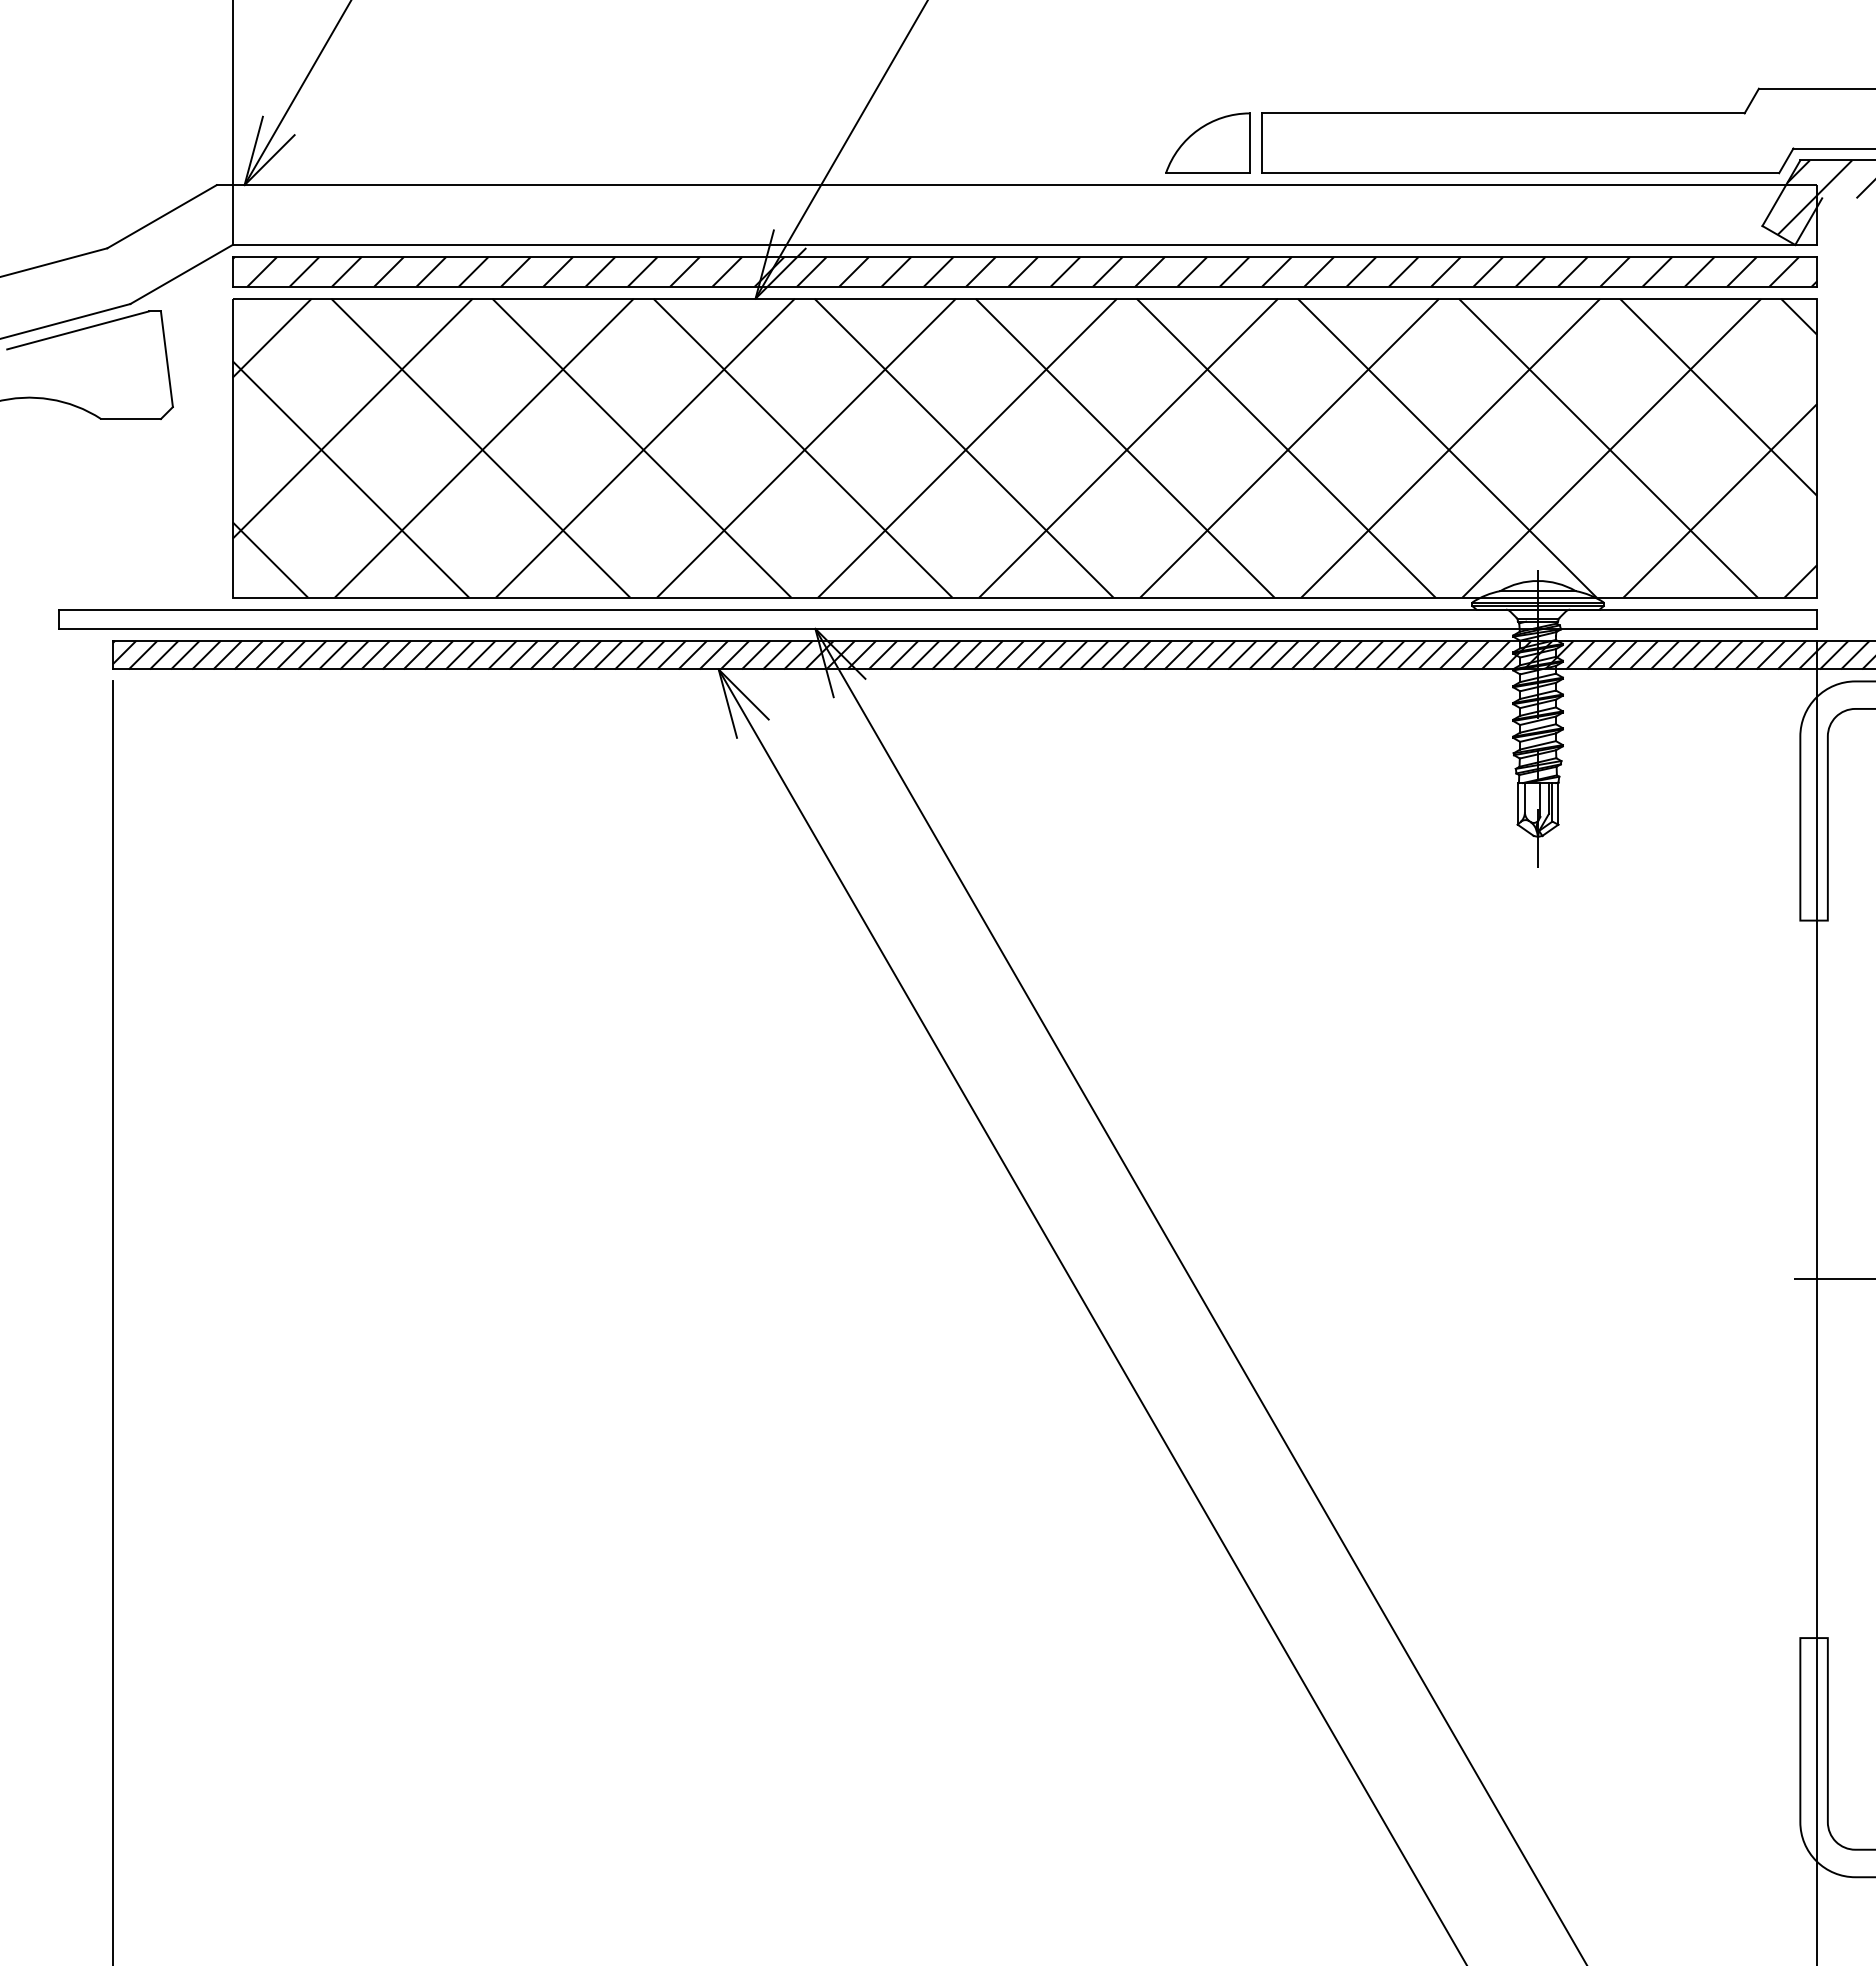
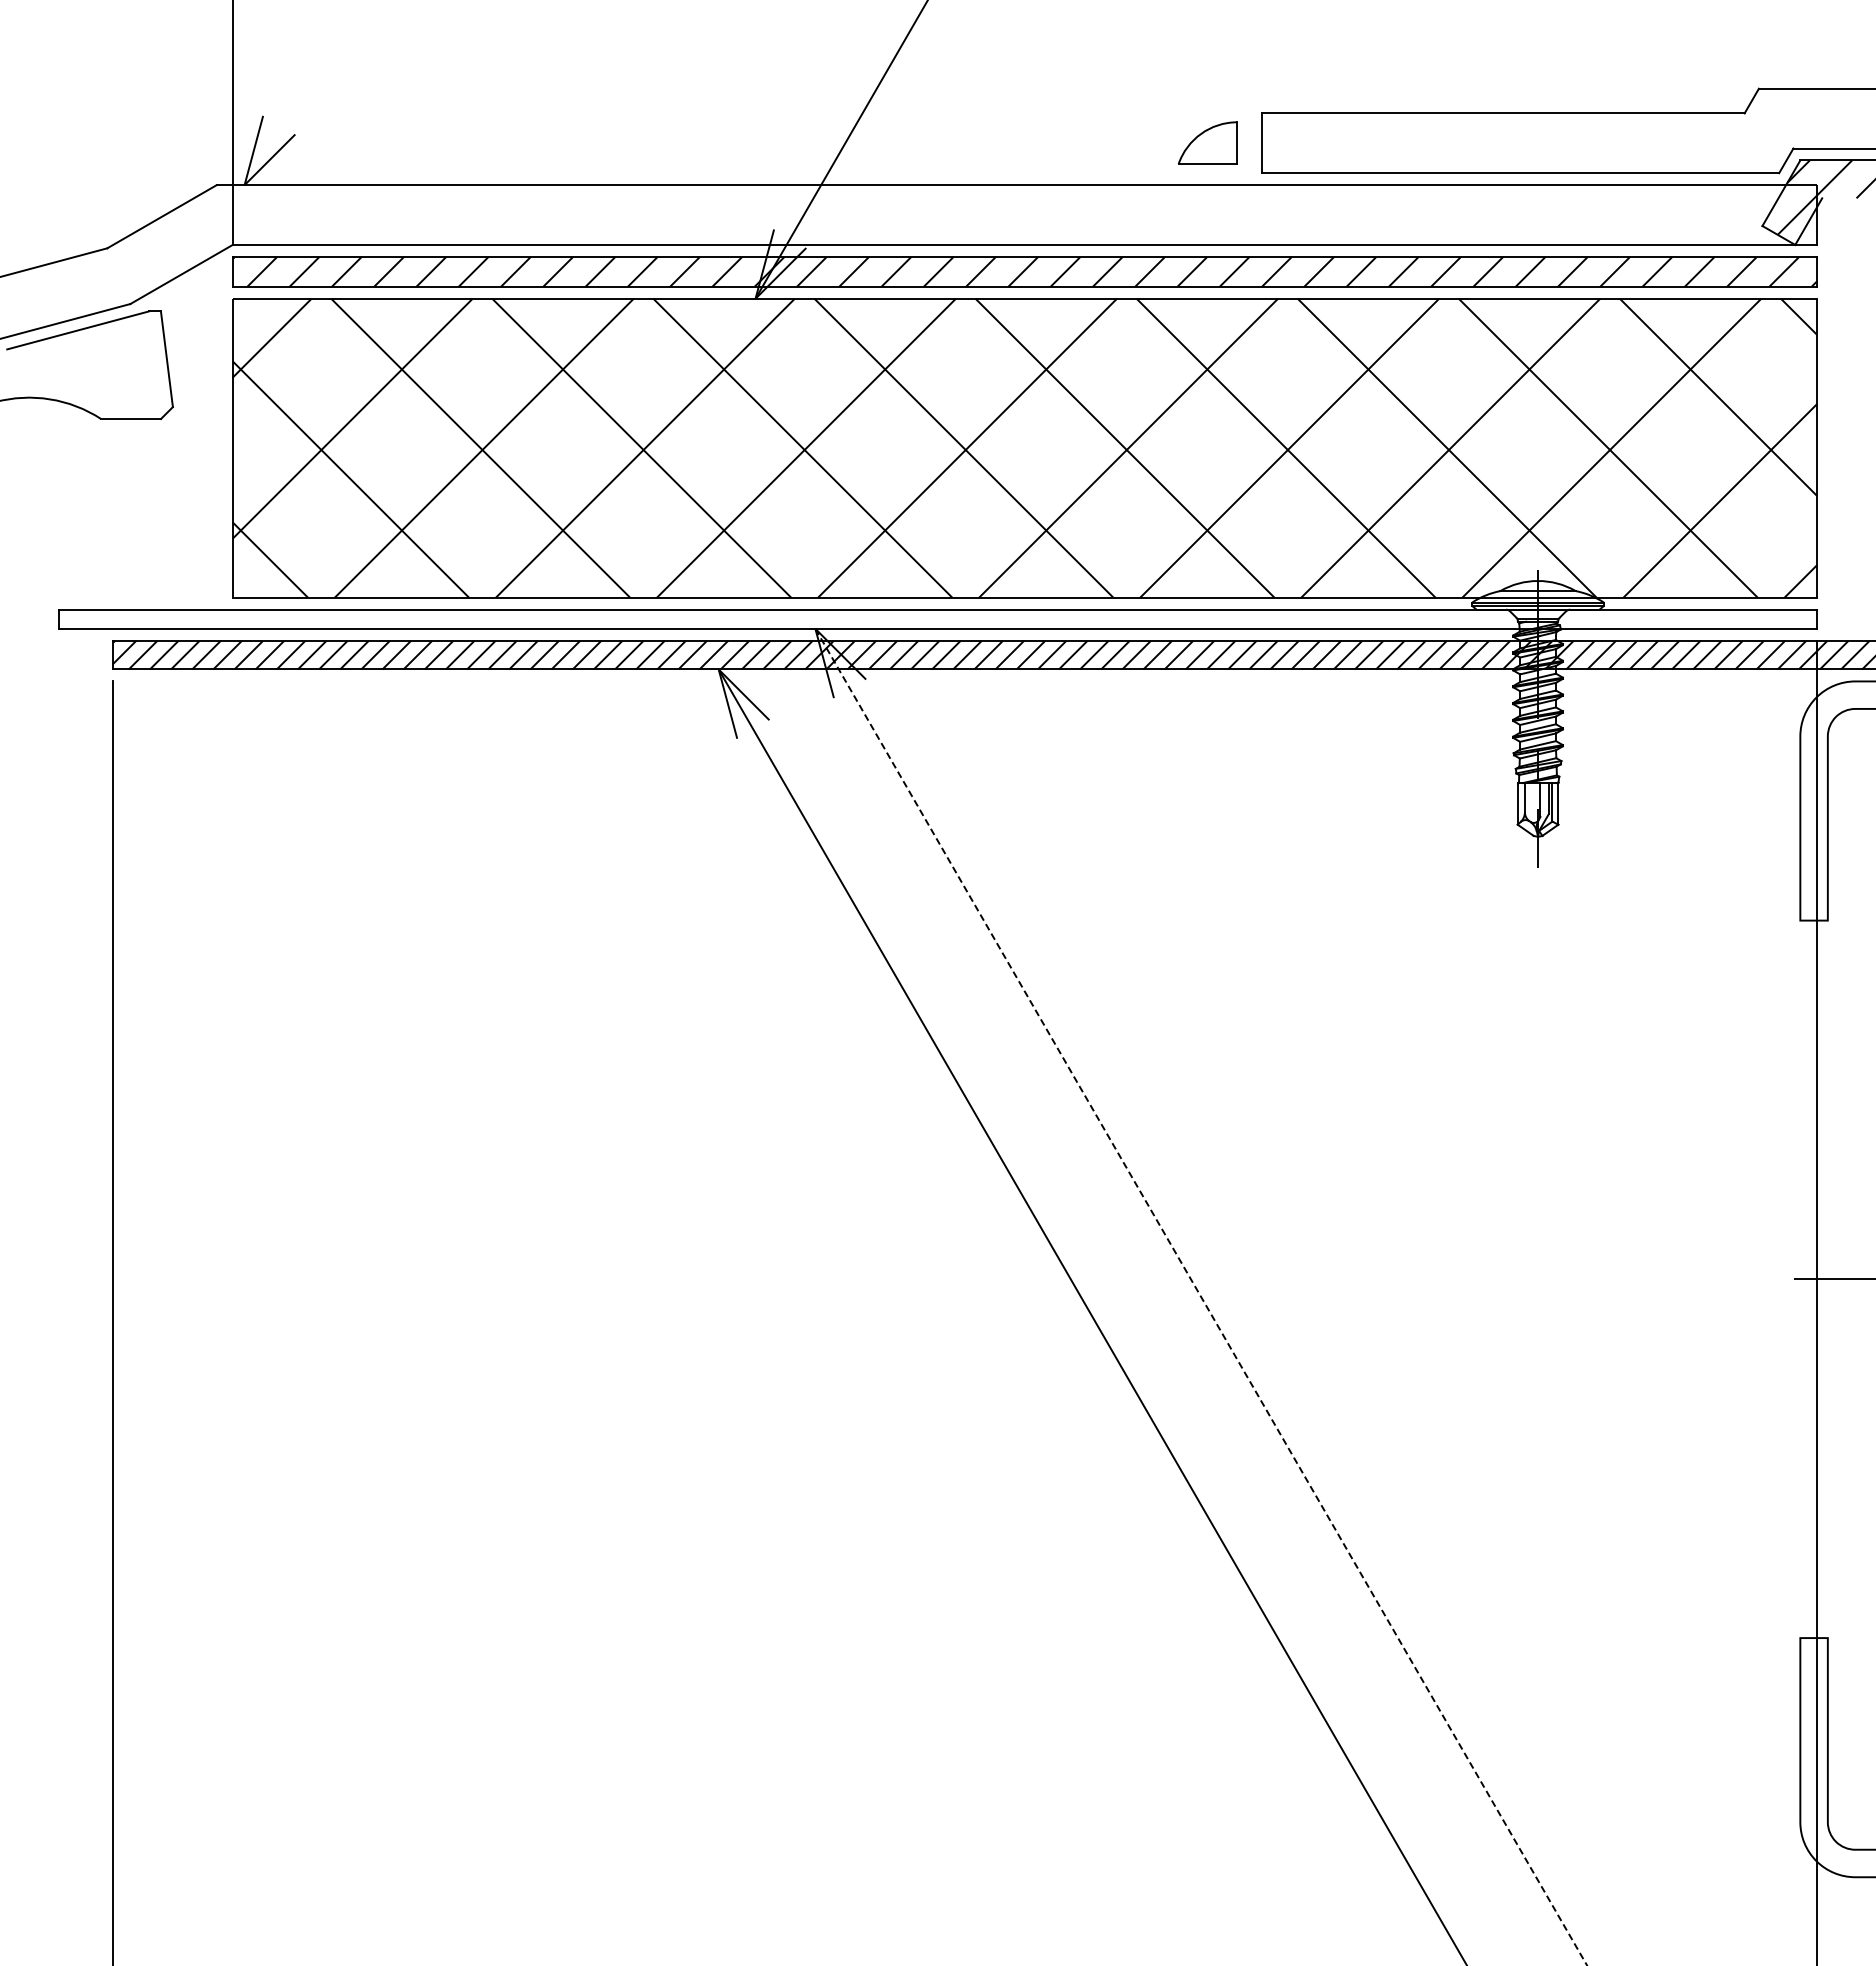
line: present -> none (297, 93)
part size: 86x62 px -> 60x44 px (1207, 142)
line: solid -> dashed (1201, 1297)
